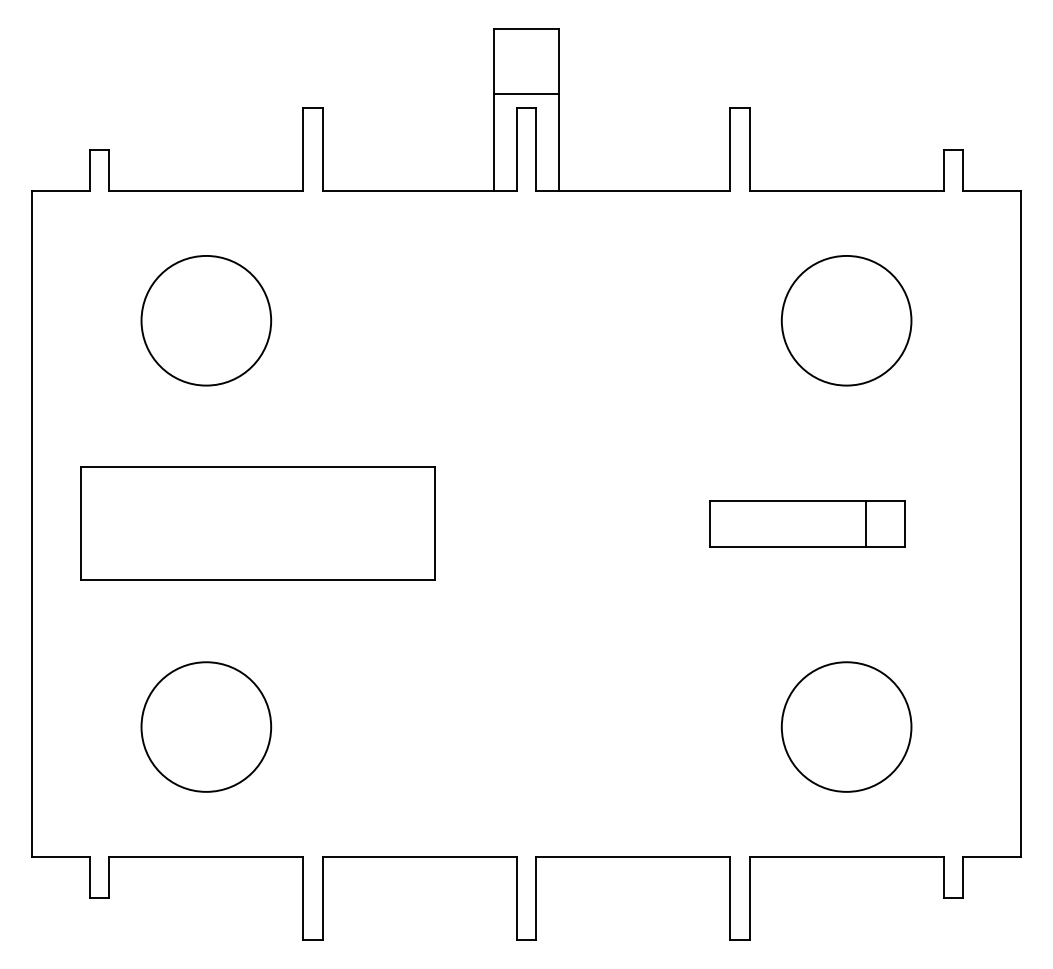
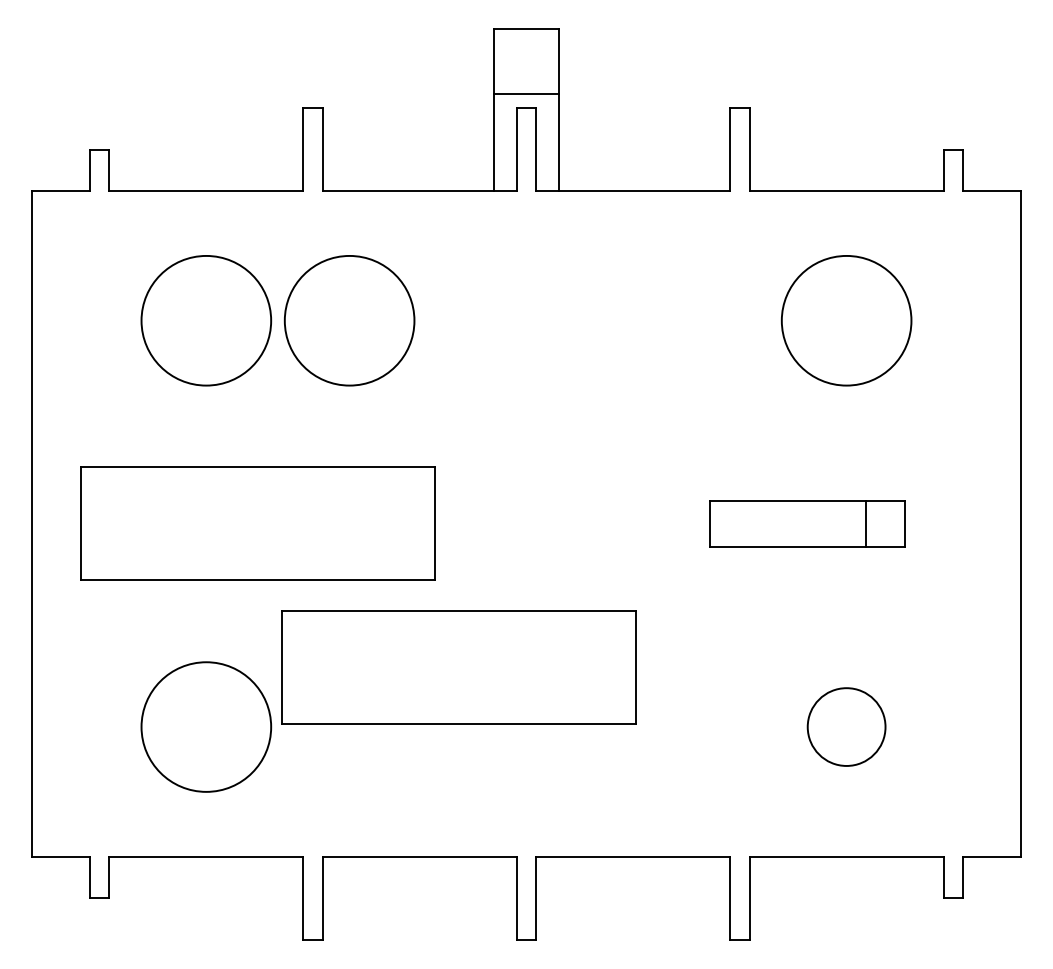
circle: none -> present (349, 320)
part: none -> present (458, 667)
circle diameter: 130 px -> 78 px (846, 726)
